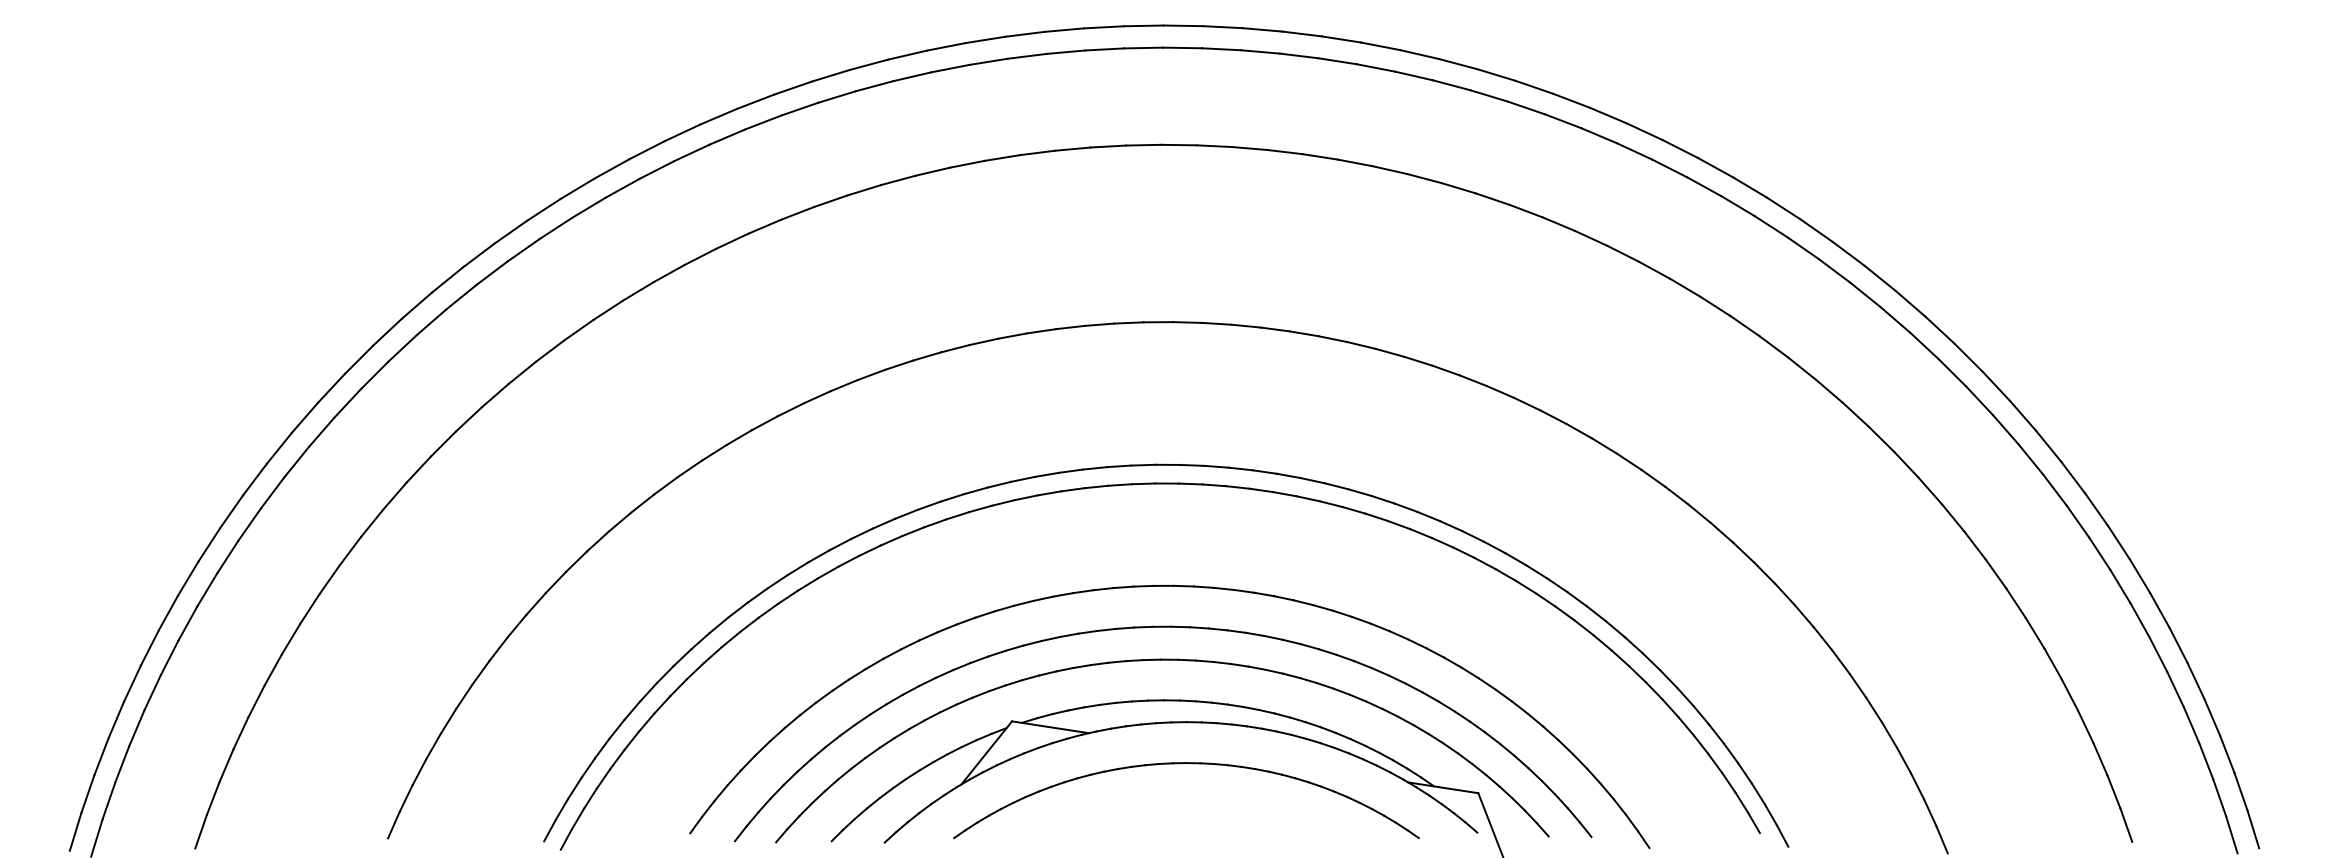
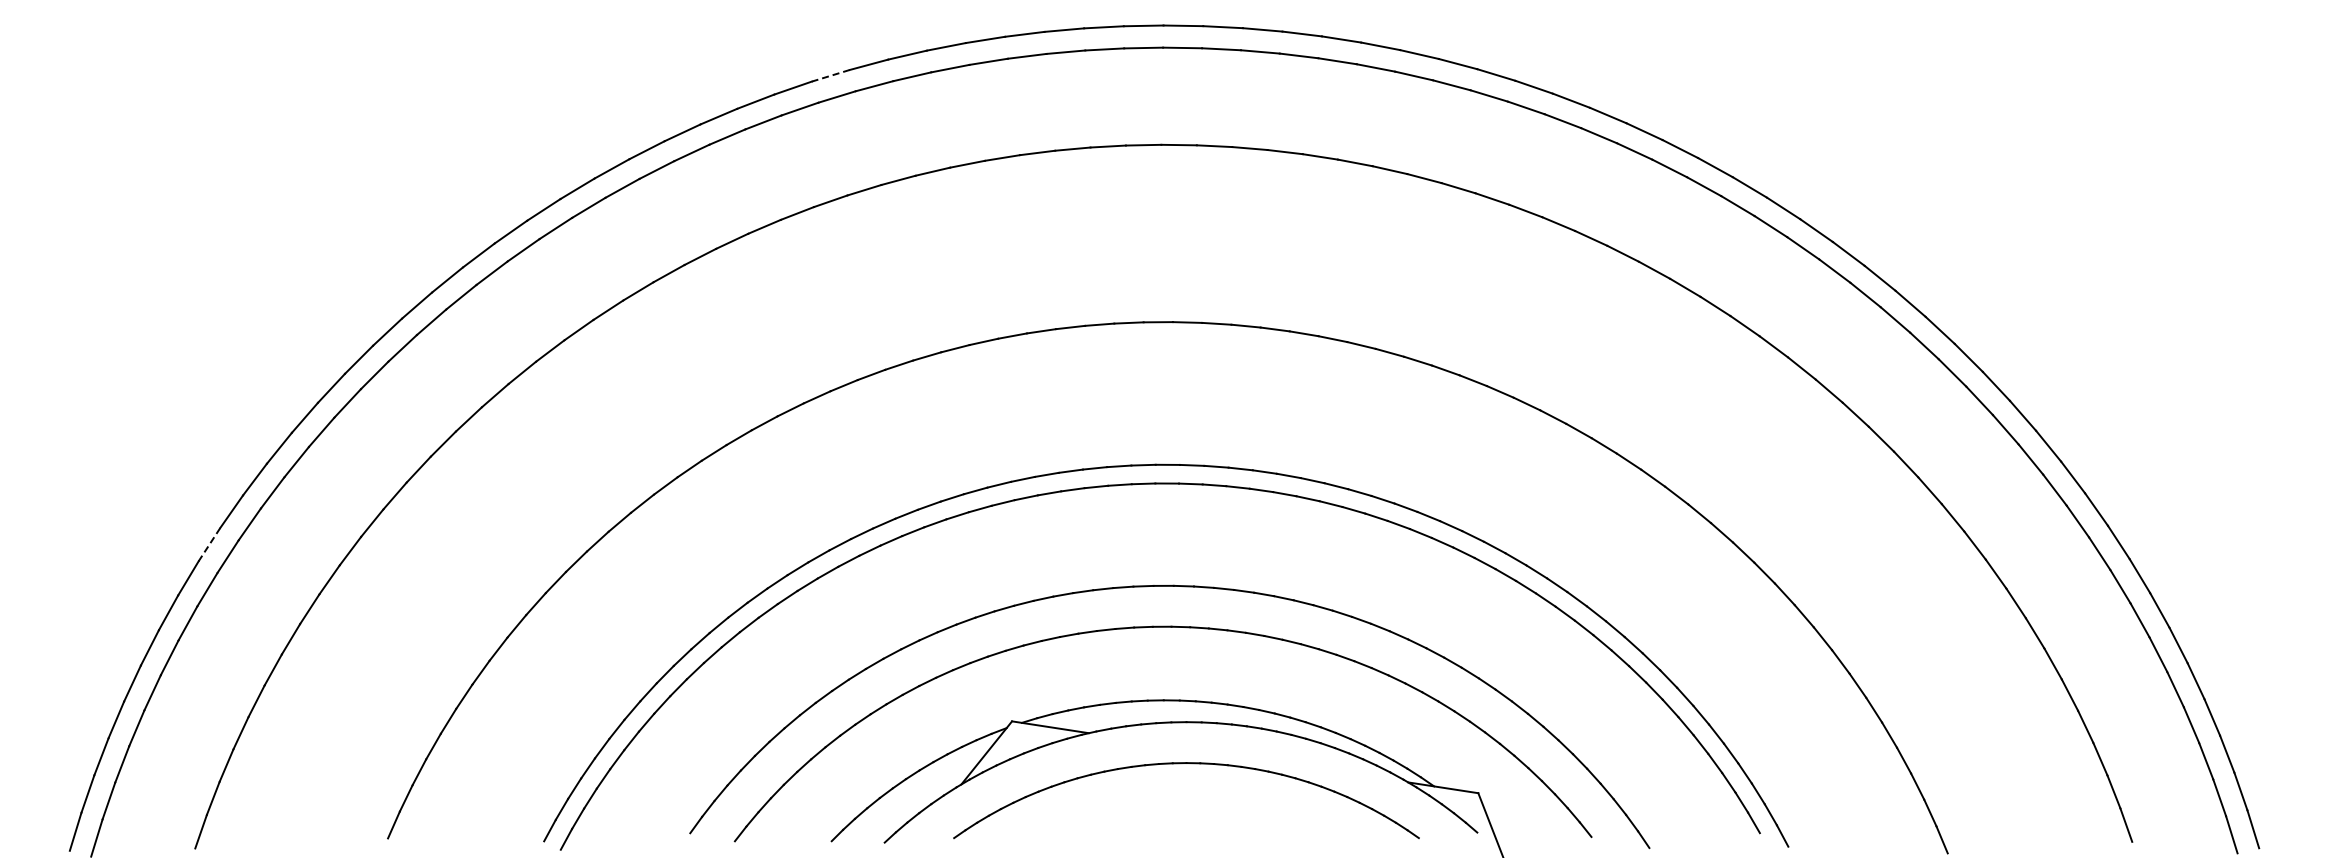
line: solid -> dashed (830, 75)
line: solid -> dashed (209, 544)
part: present -> none (1162, 660)
